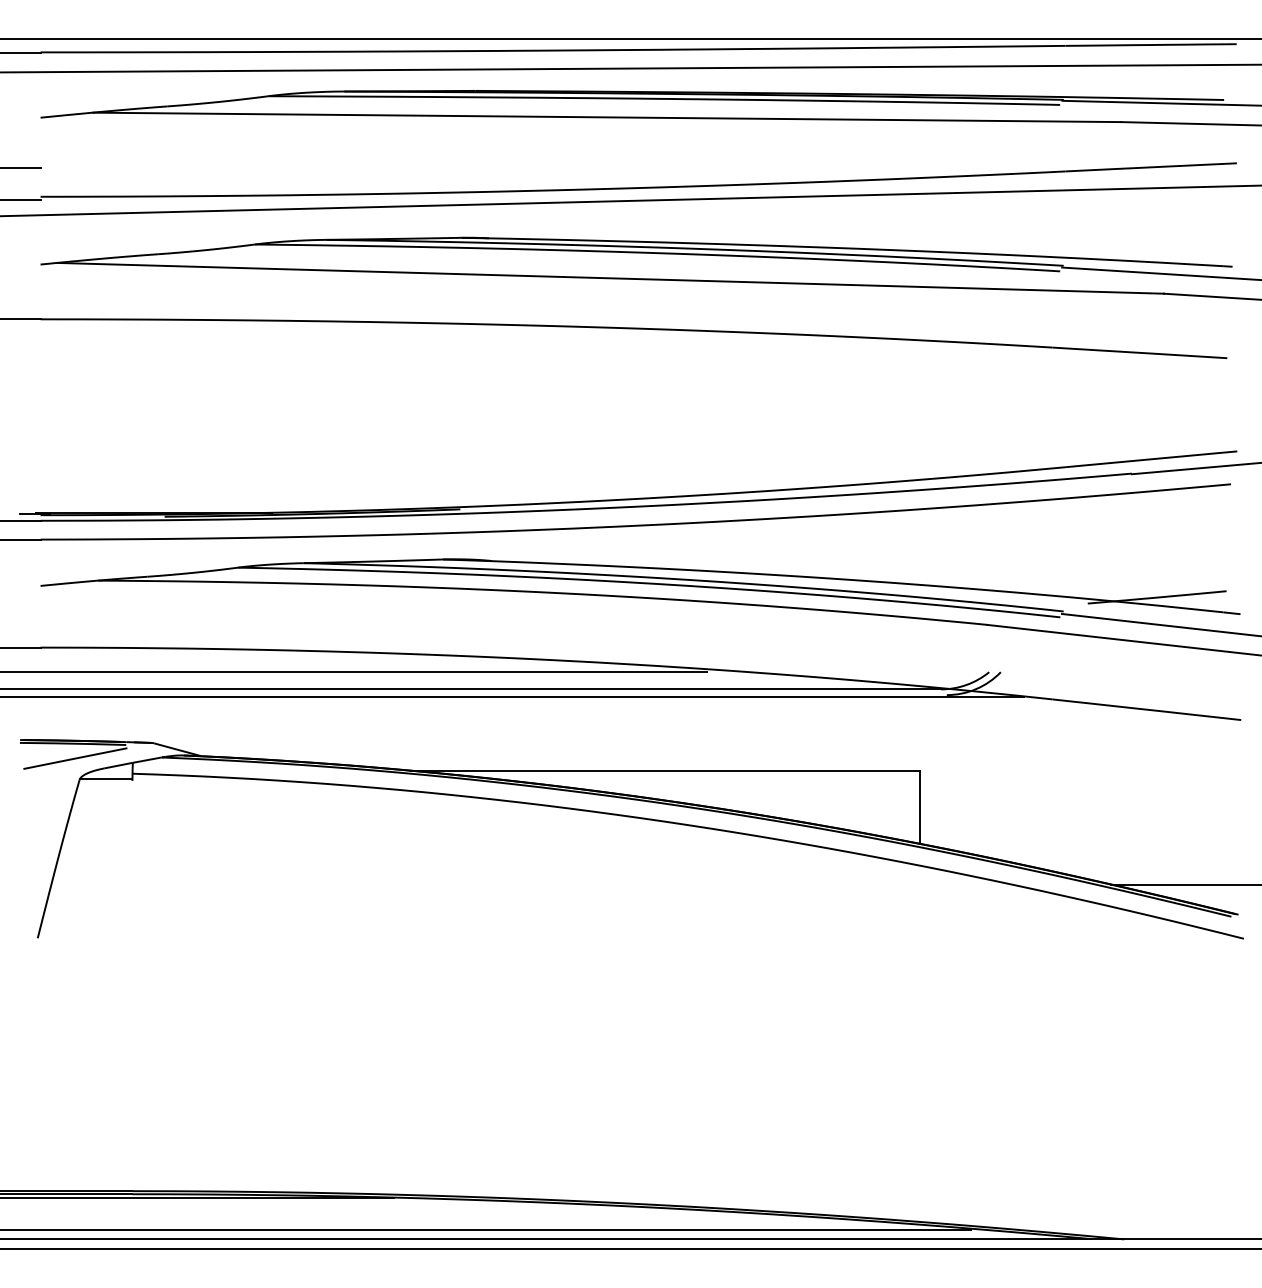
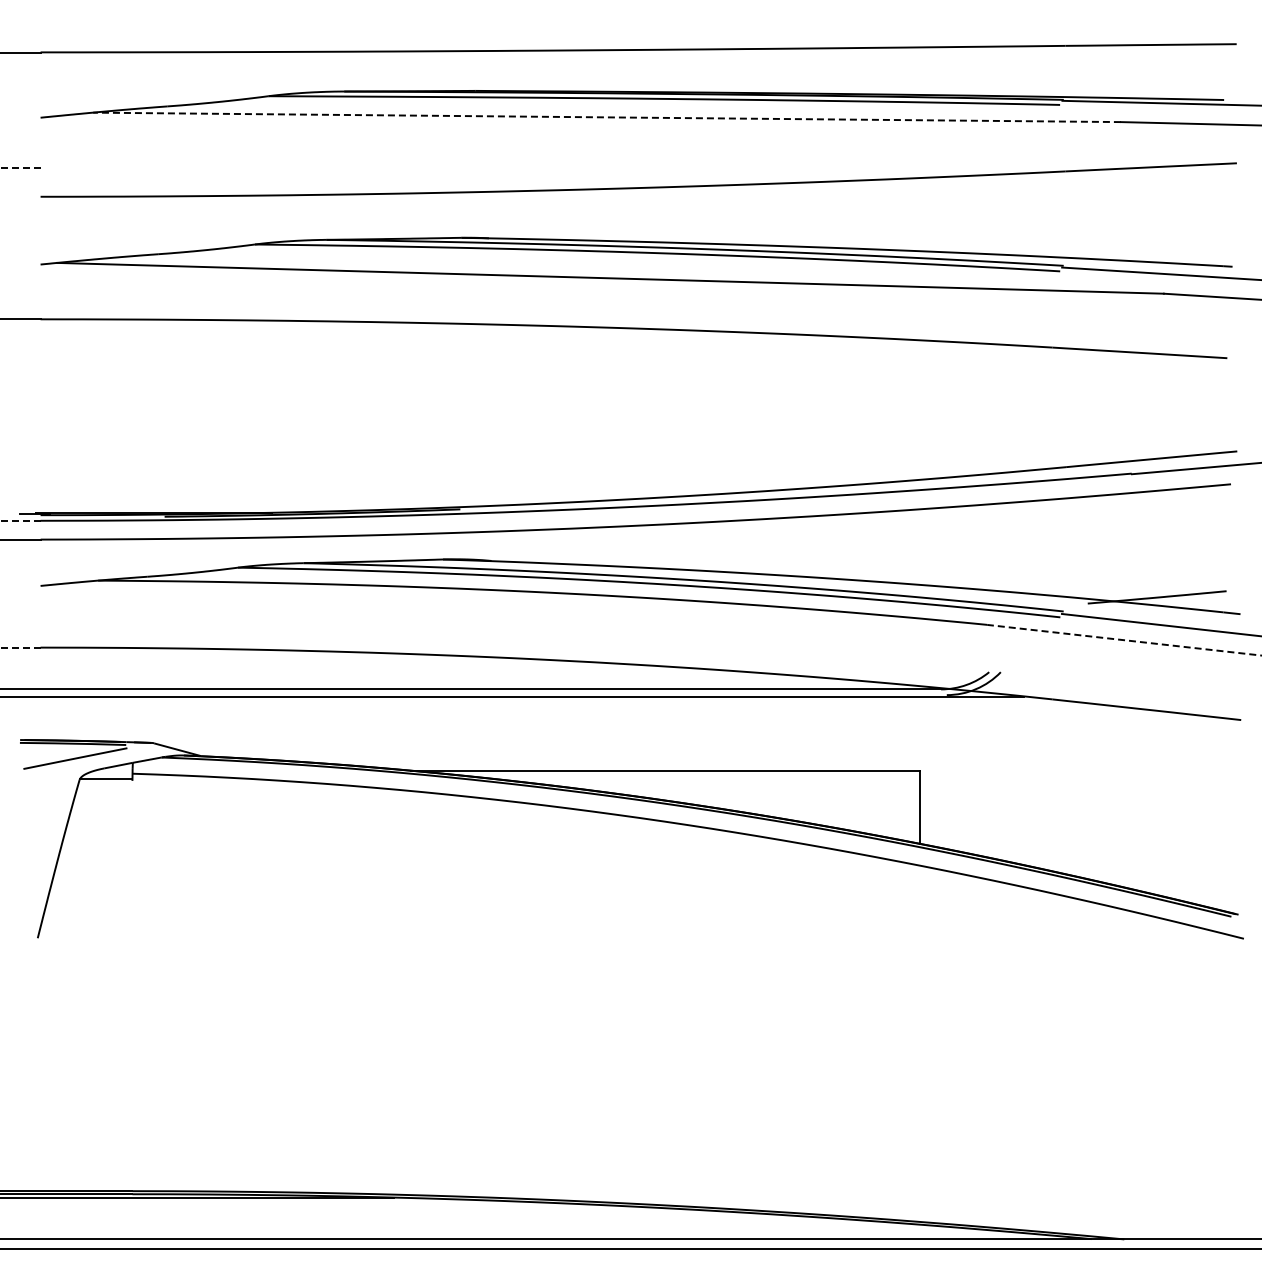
line: present -> none (630, 38)
line: present -> none (630, 68)
line: solid -> dashed (607, 117)
line: solid -> dashed (20, 167)
line: present -> none (21, 200)
line: present -> none (630, 200)
line: solid -> dashed (20, 520)
line: solid -> dashed (1124, 640)
line: solid -> dashed (20, 647)
line: present -> none (354, 672)
line: present -> none (1184, 884)
line: present -> none (486, 1229)
